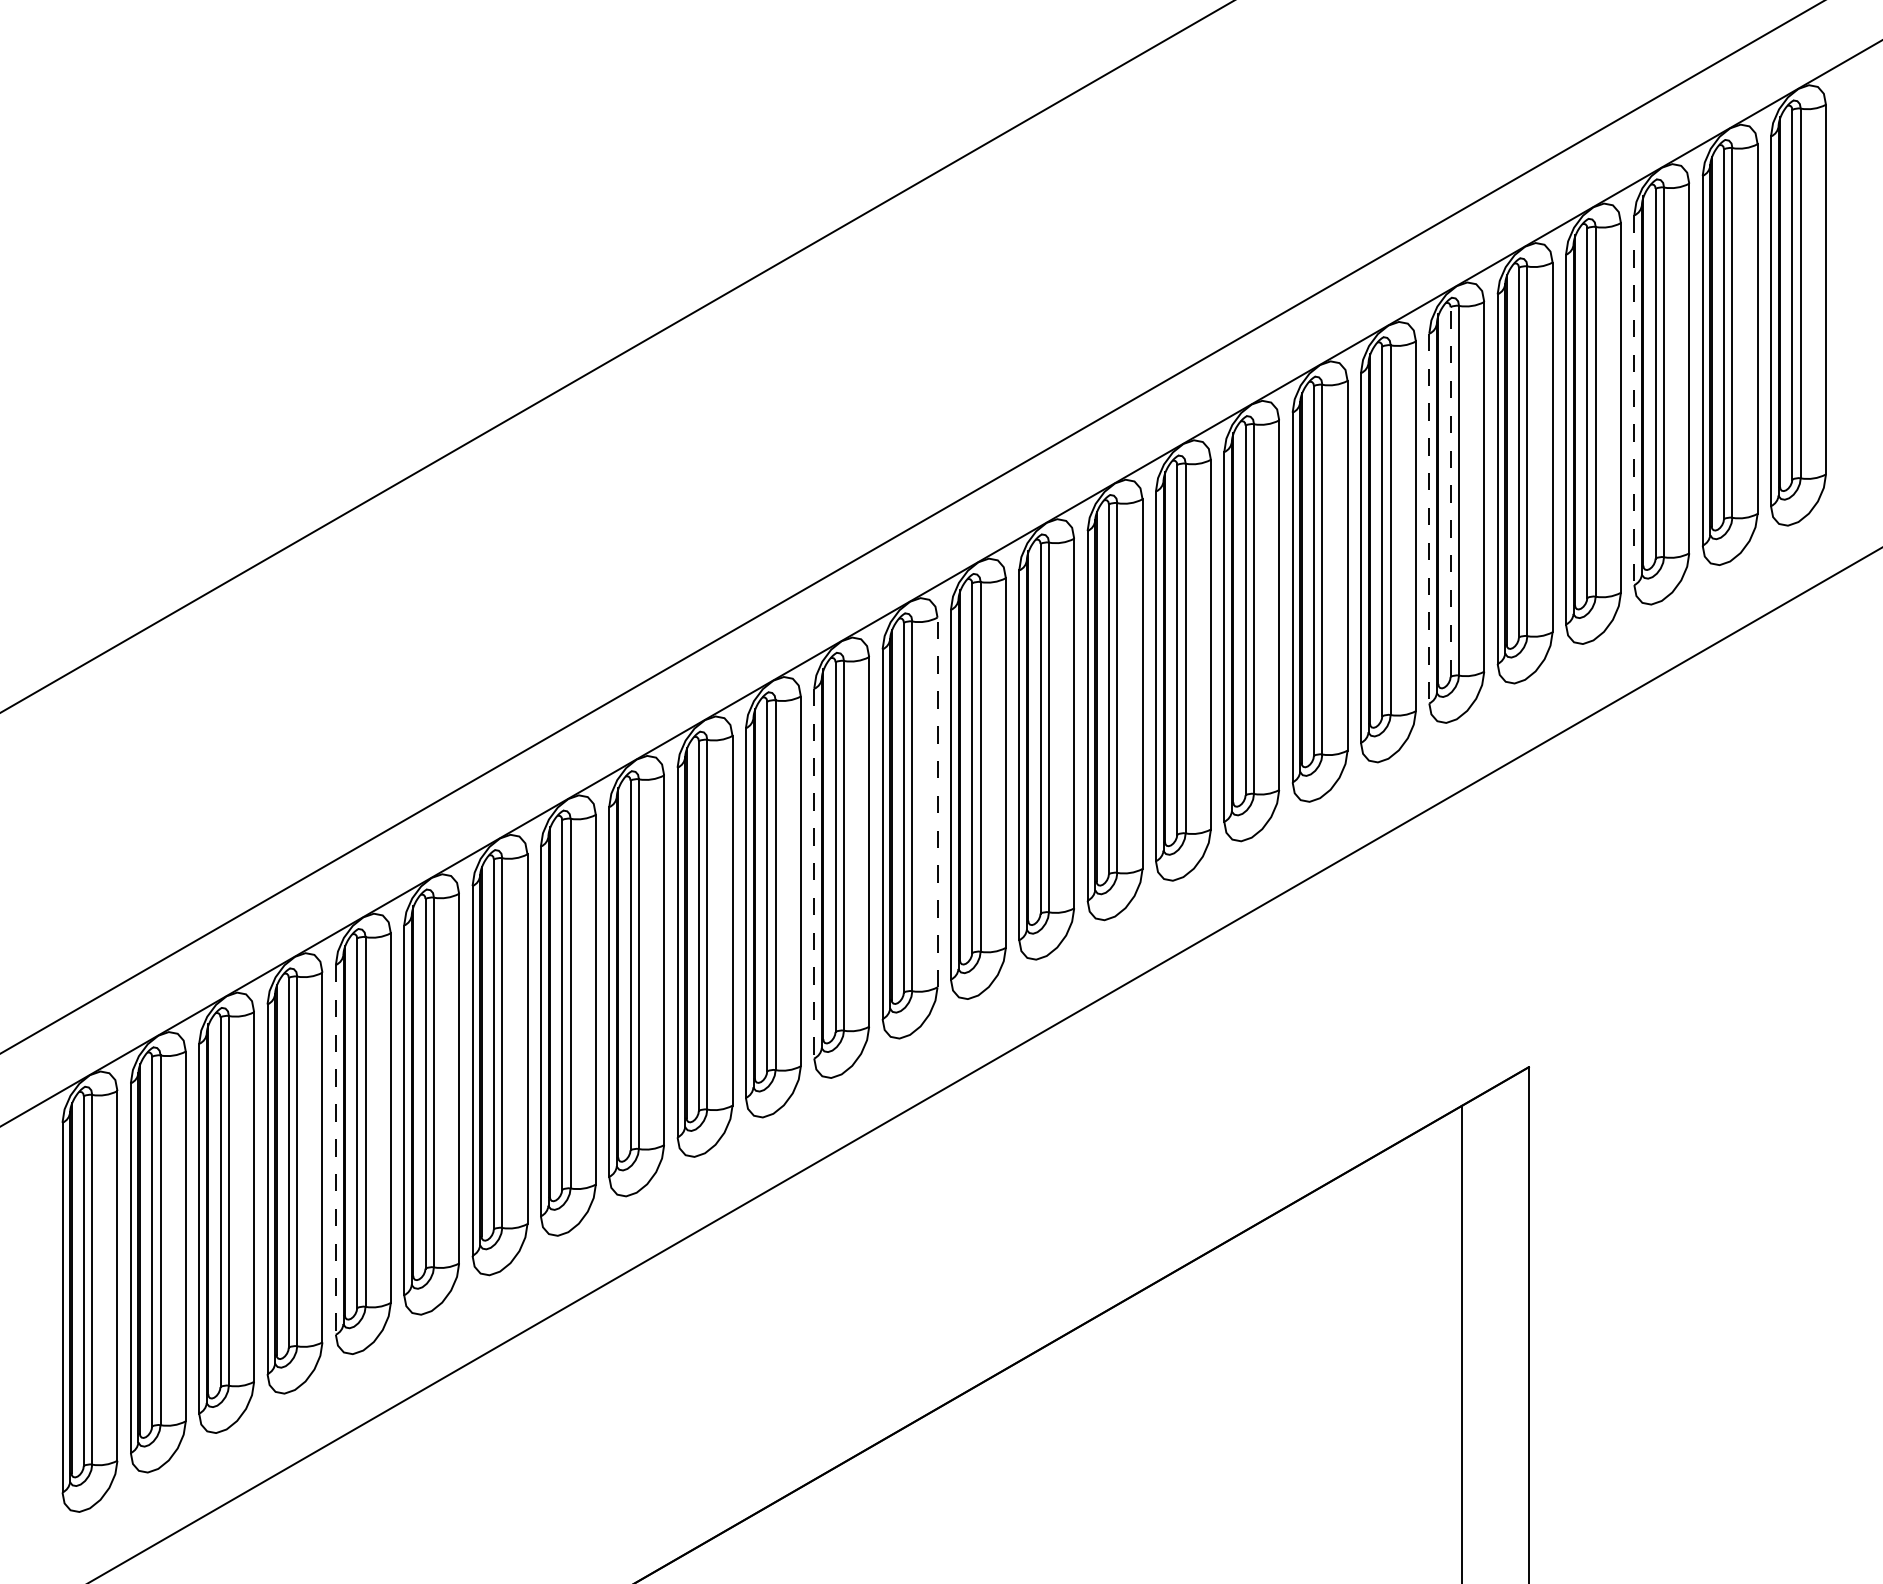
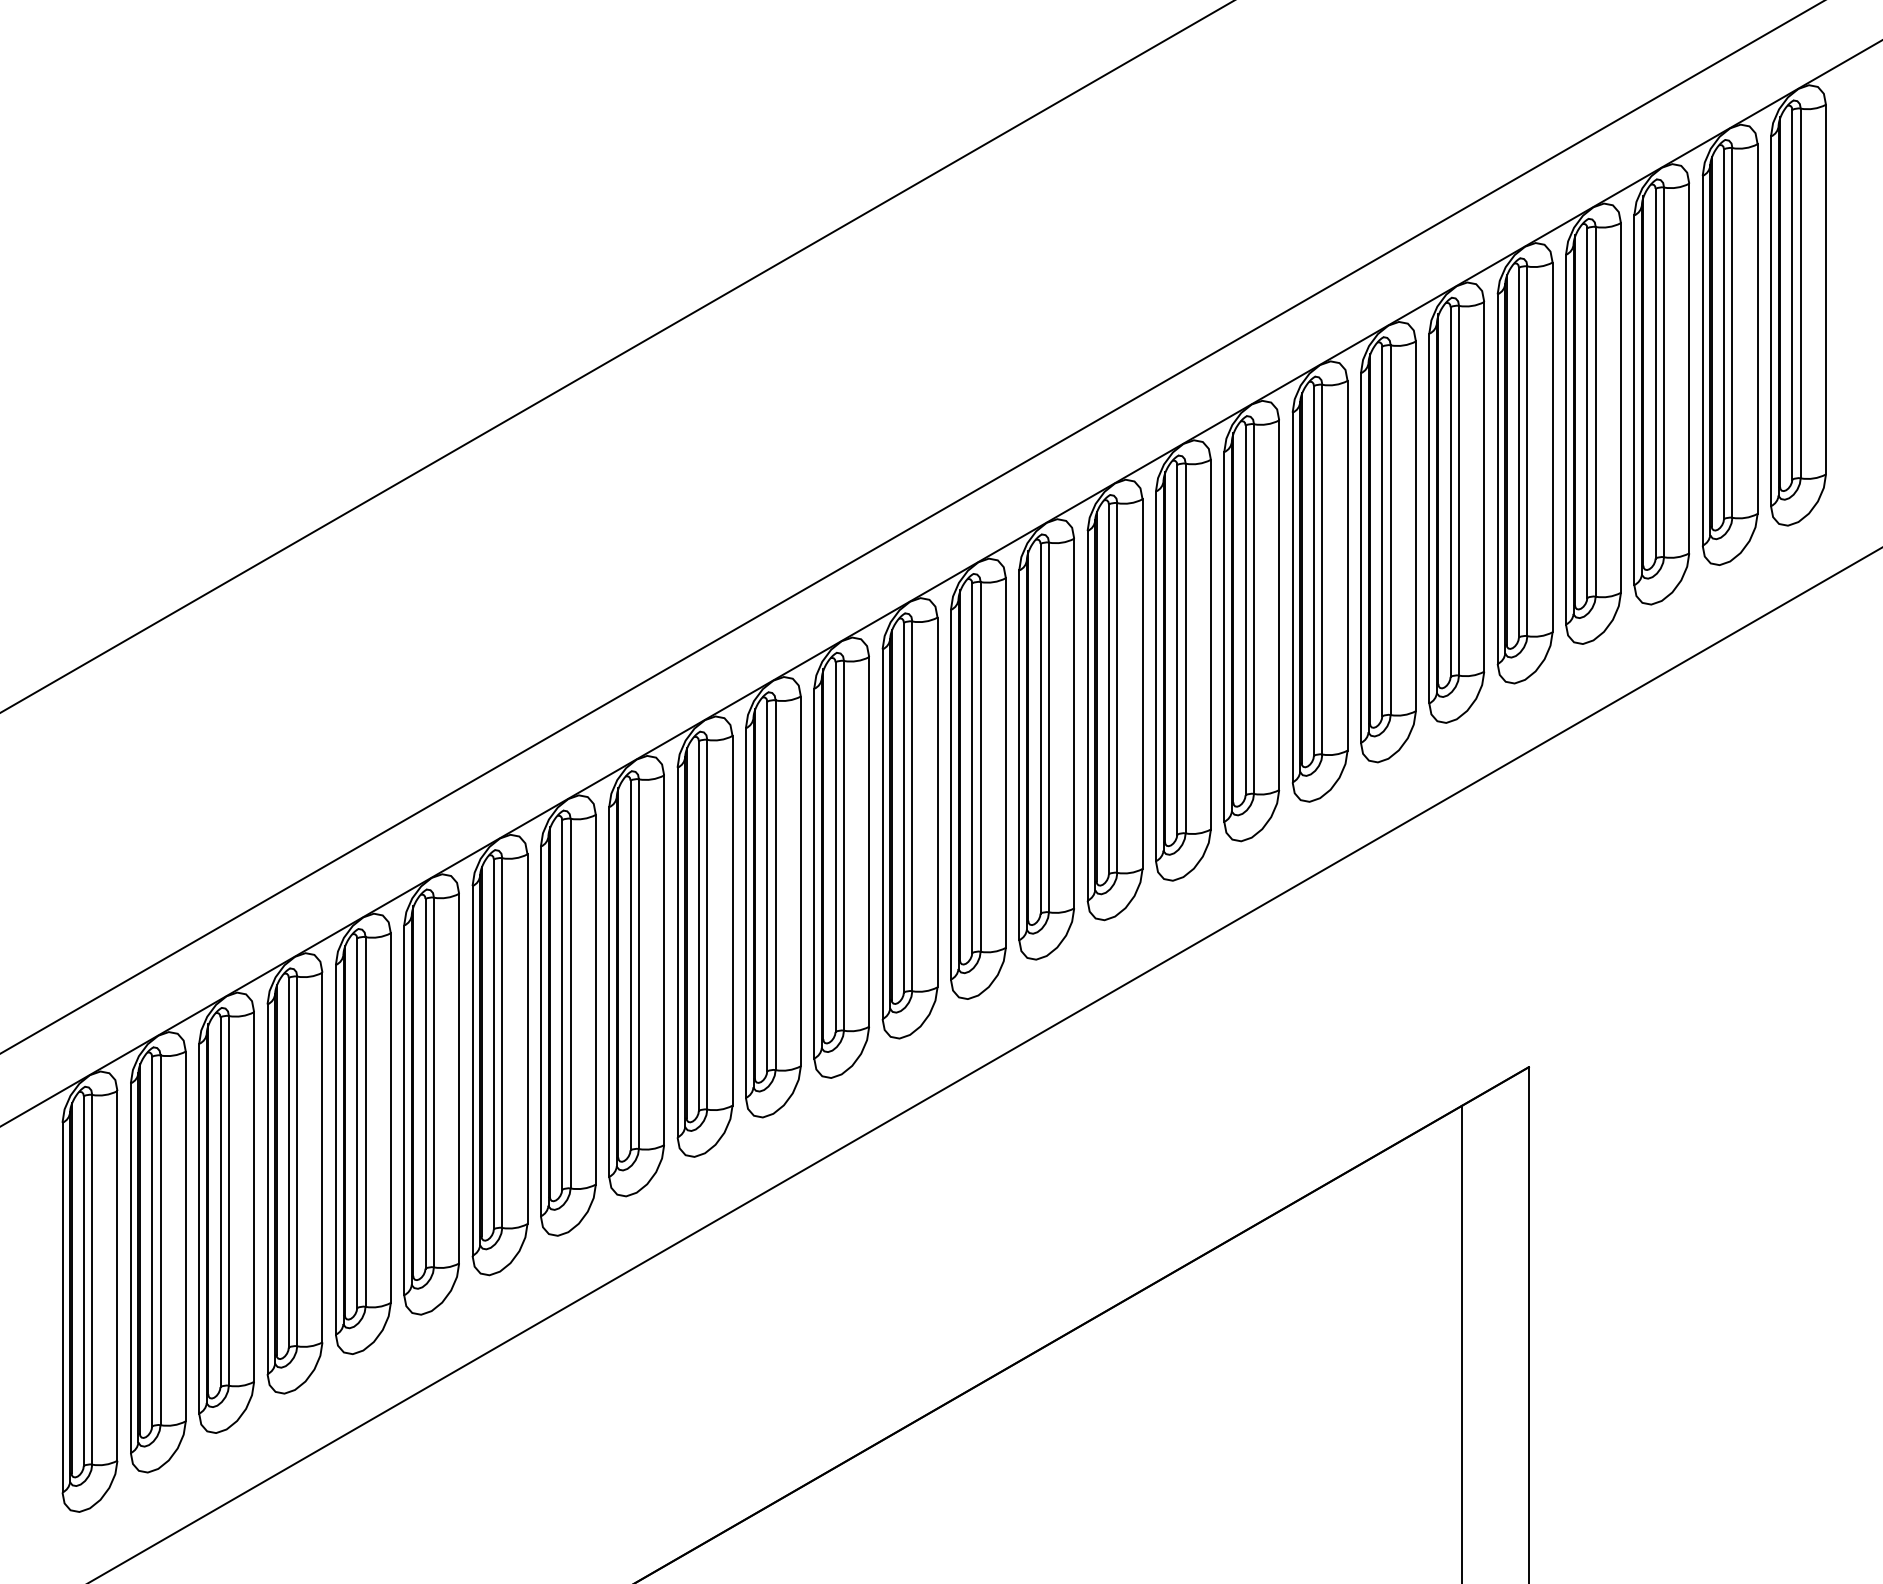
line: dashed -> solid (1634, 400)
line: dashed -> solid (1450, 492)
line: dashed -> solid (1429, 518)
line: dashed -> solid (937, 802)
line: dashed -> solid (814, 873)
line: dashed -> solid (335, 1149)
